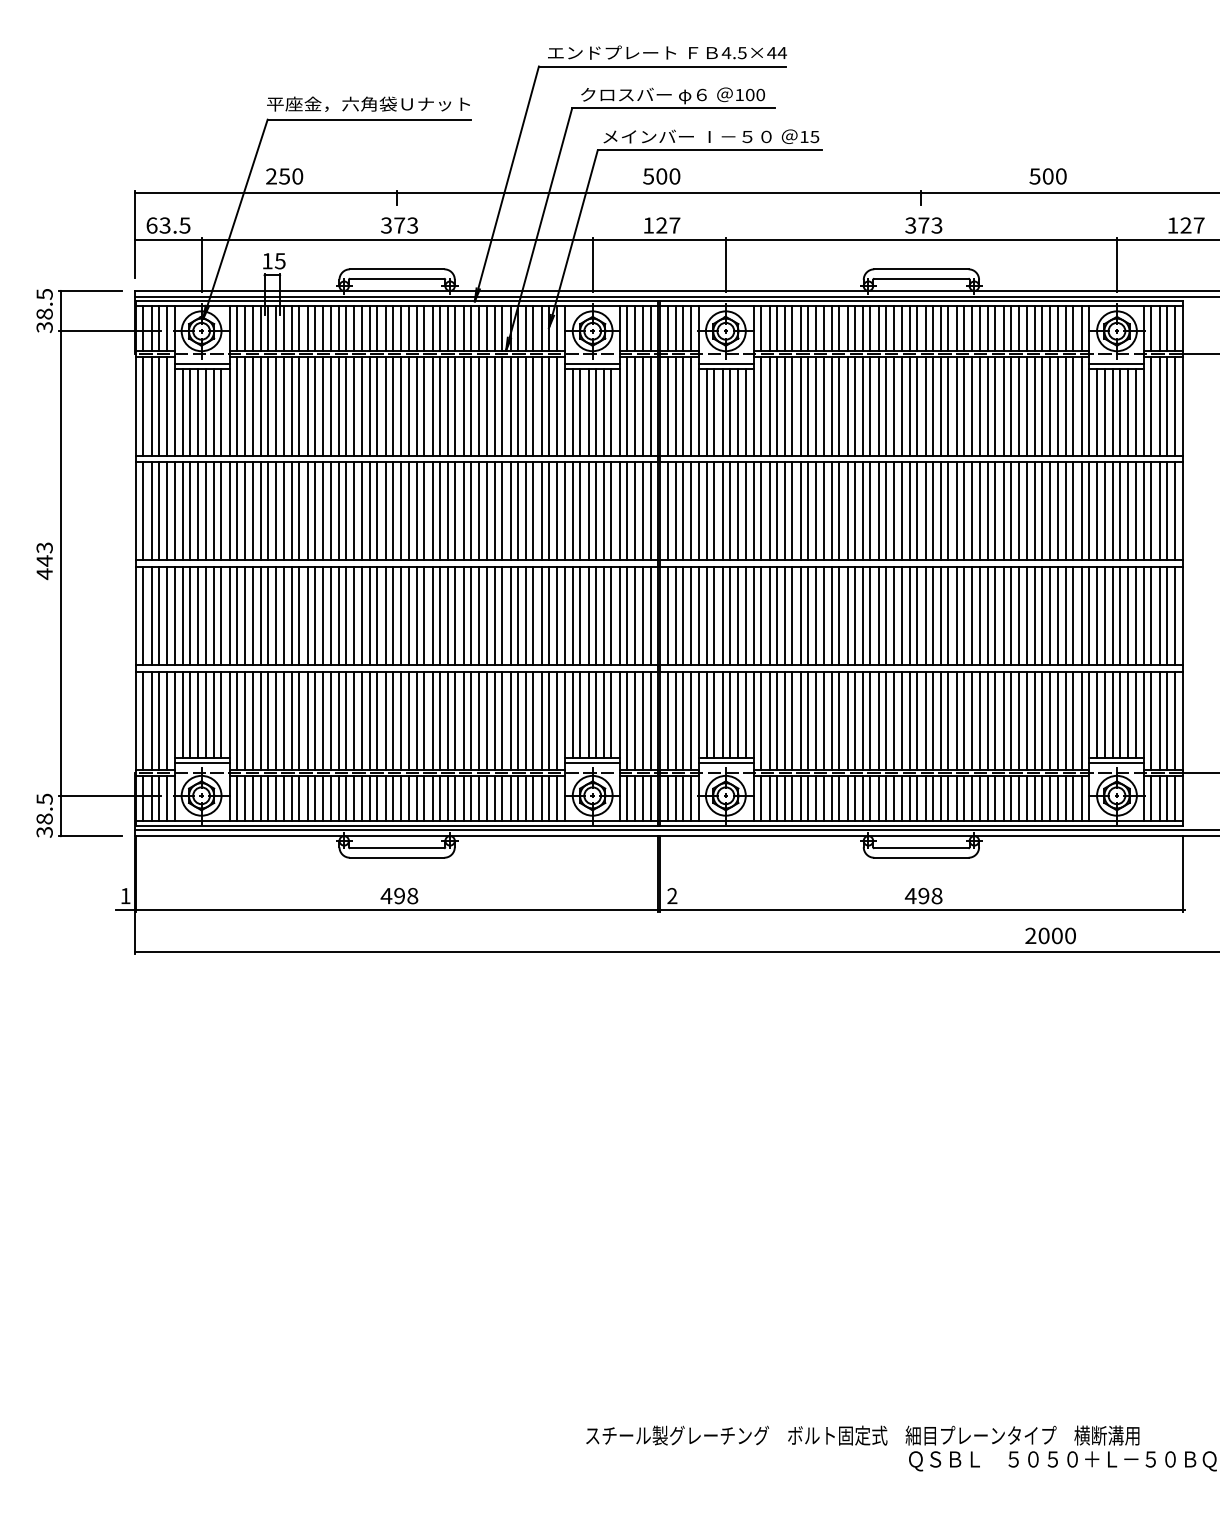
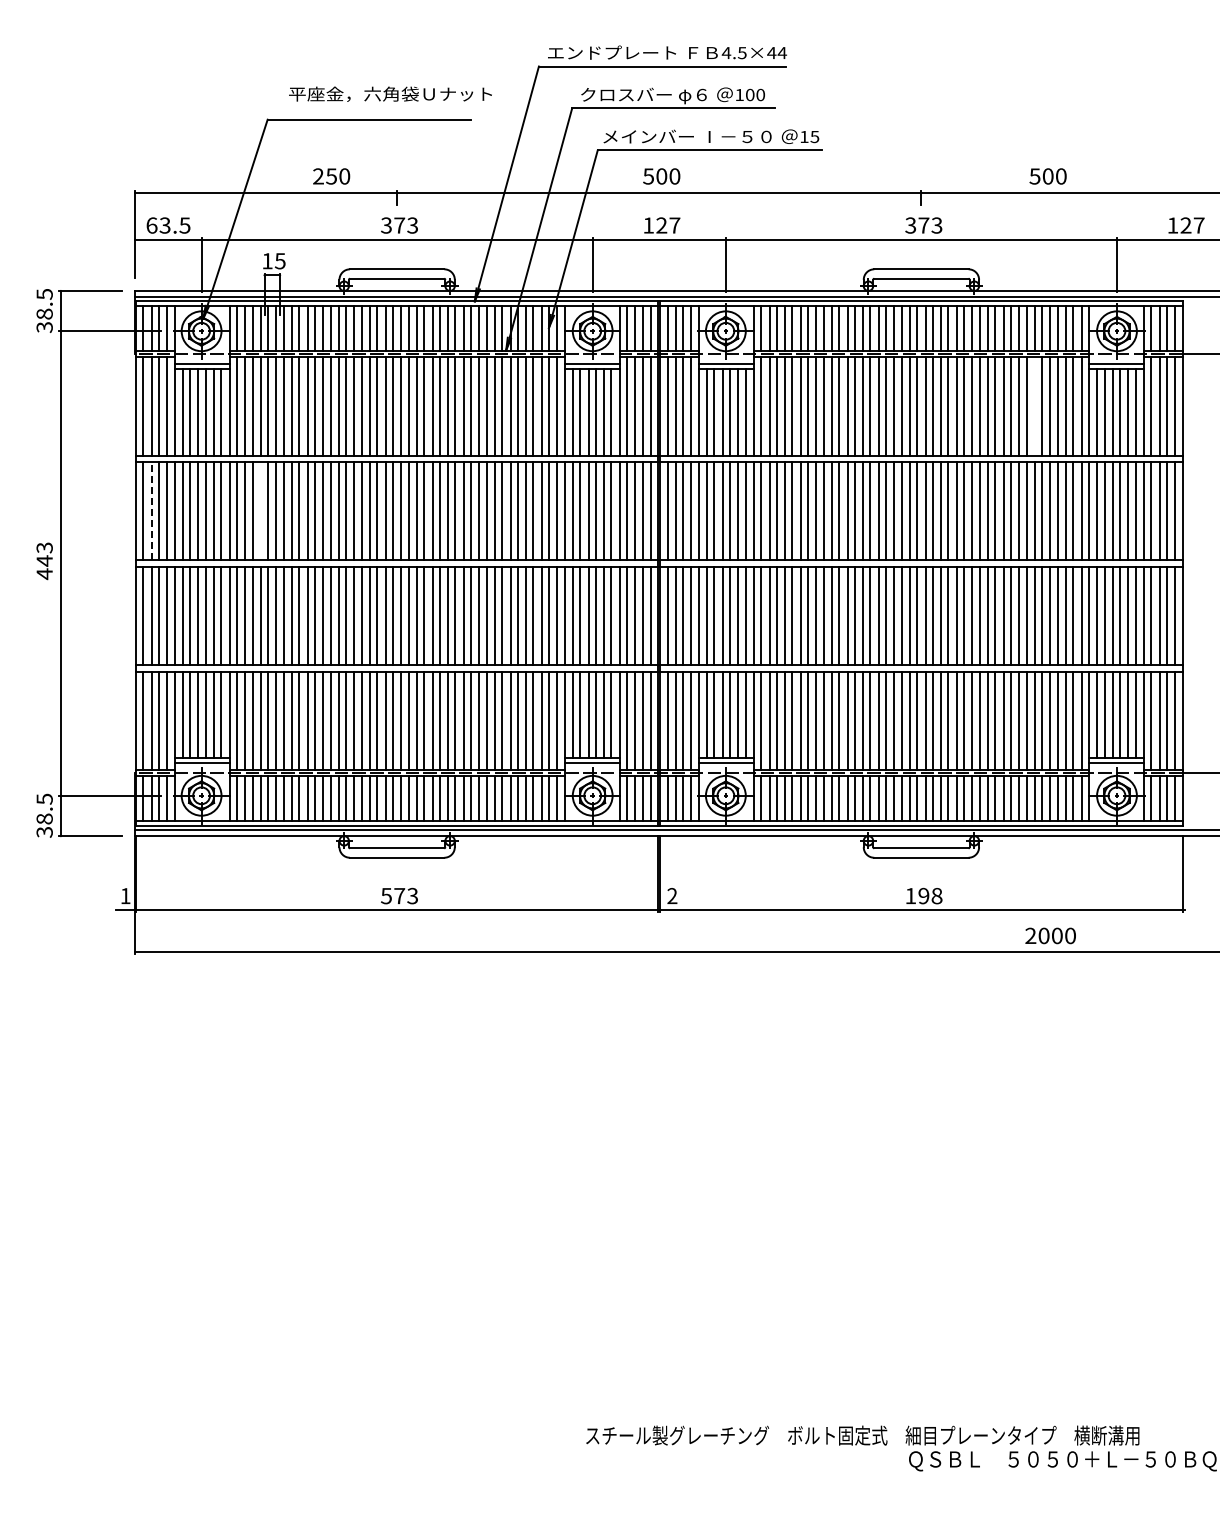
text position: (368, 103) -> (390, 93) (390, 93)
text position: (284, 176) -> (331, 176) (331, 176)
line: present -> none (1034, 405)
line: solid -> dashed (151, 510)
line: present -> none (260, 510)
text: 498 -> 573 (399, 895)
text: 498 -> 198 (910, 896)
